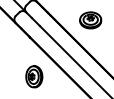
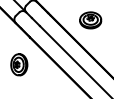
part position: (34, 76) -> (19, 64) (19, 64)
